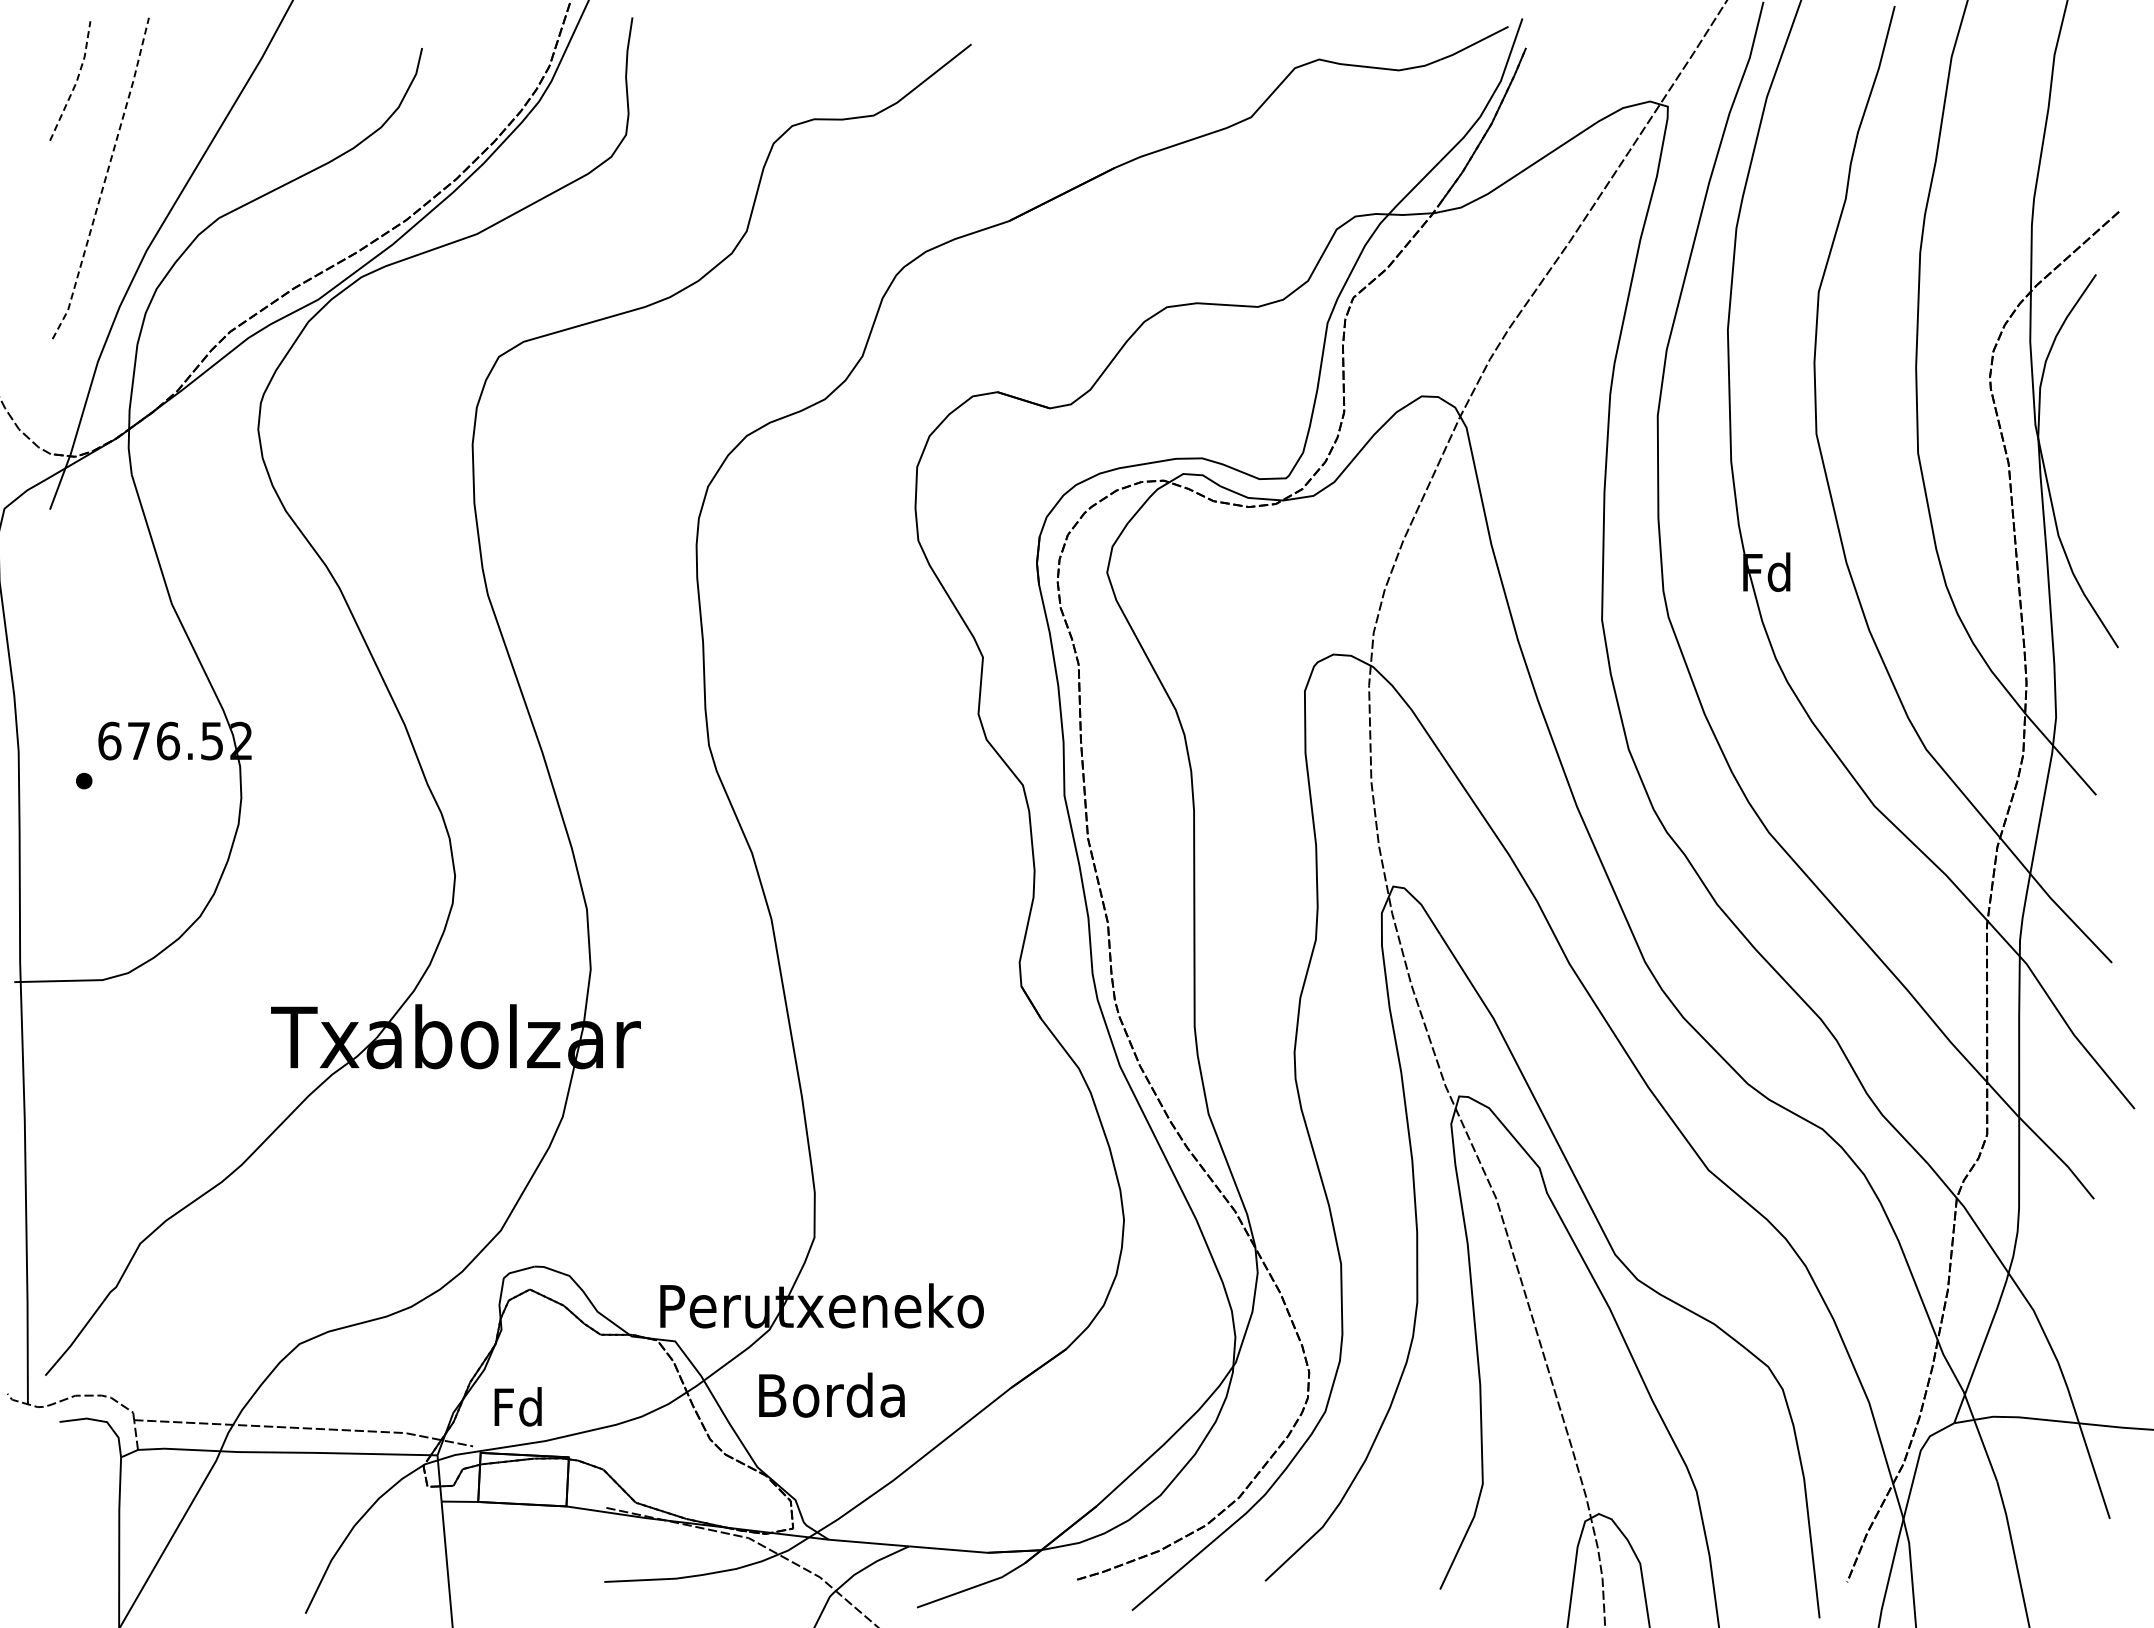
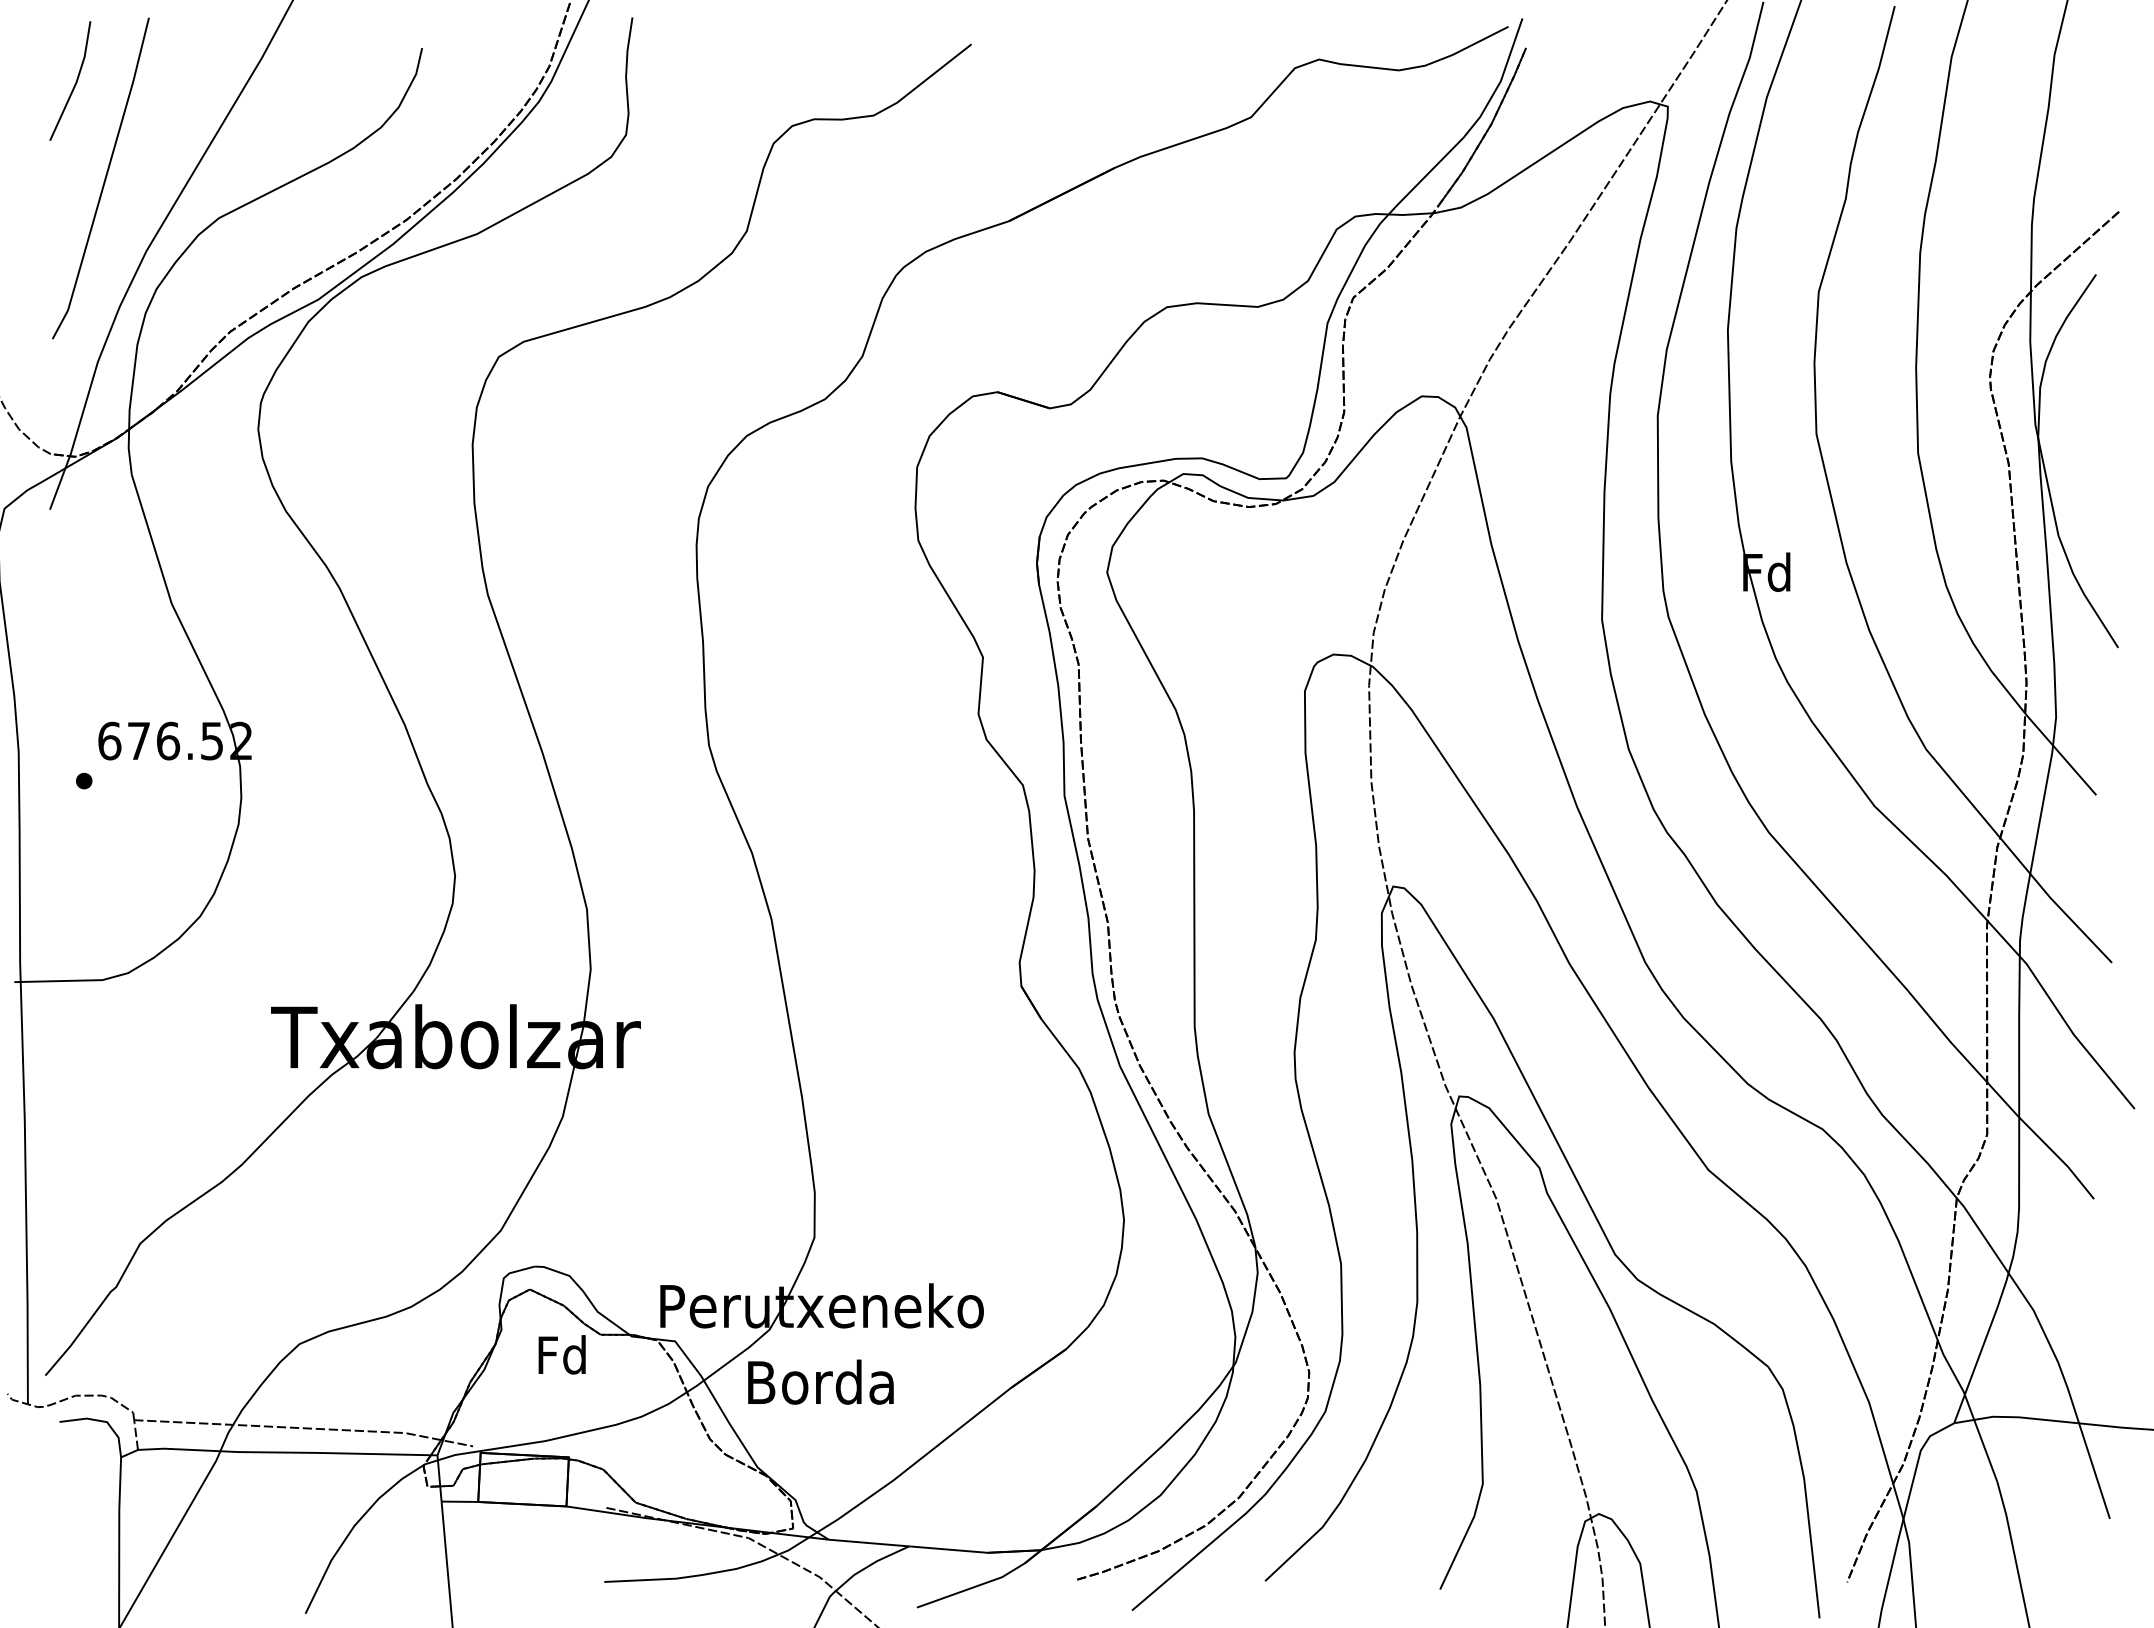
line: dashed -> solid (76, 82)
line: dashed -> solid (105, 179)
text position: (831, 1394) -> (820, 1381) (820, 1381)
text position: (517, 1406) -> (561, 1354) (561, 1354)
